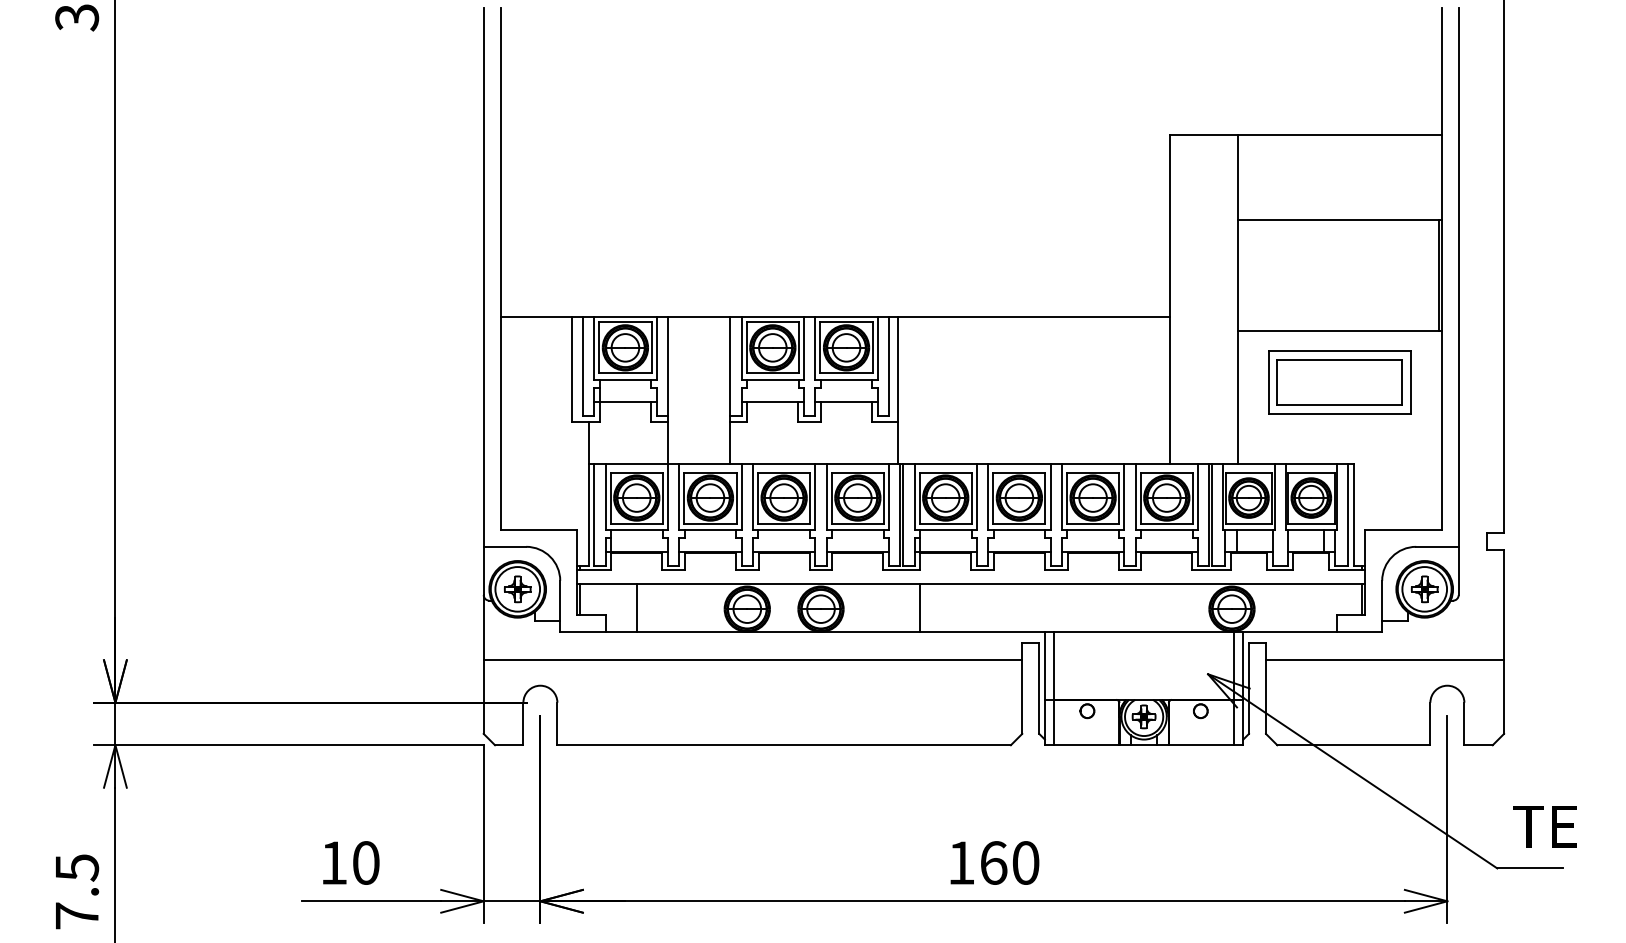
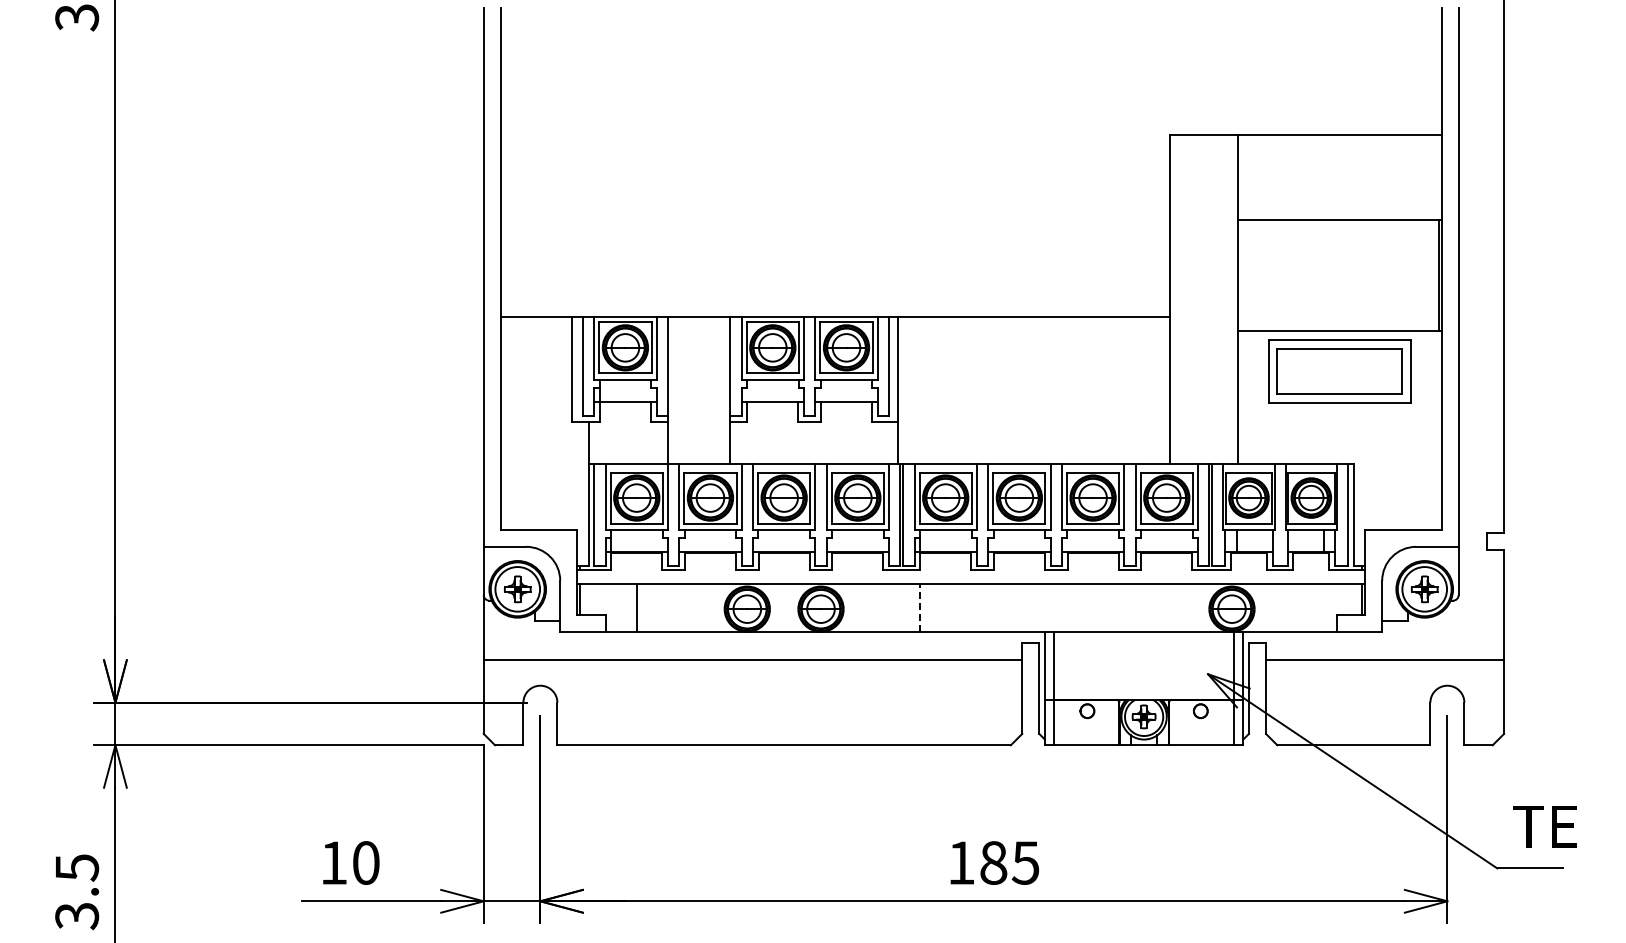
part position: (1339, 382) -> (1339, 371) (1339, 371)
line: solid -> dashed (920, 607)
text: 160 -> 185 (1009, 862)
text: 7.5 -> 3.5 (77, 916)
